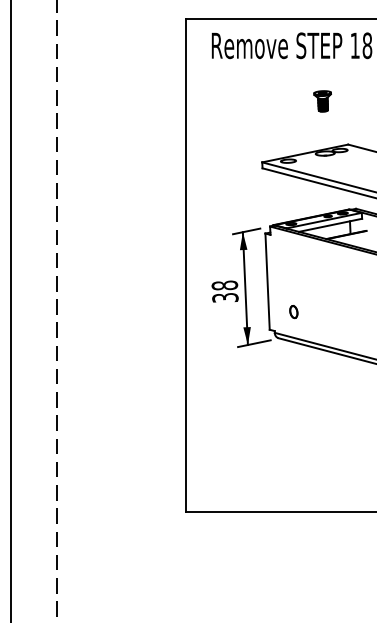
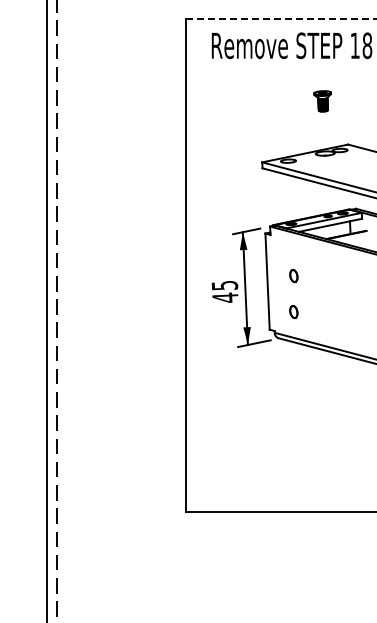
line: solid -> dashed (281, 19)
part: none -> present (293, 276)
text: 38 -> 45 (224, 291)
line position: (11, 310) -> (47, 310) (47, 310)
